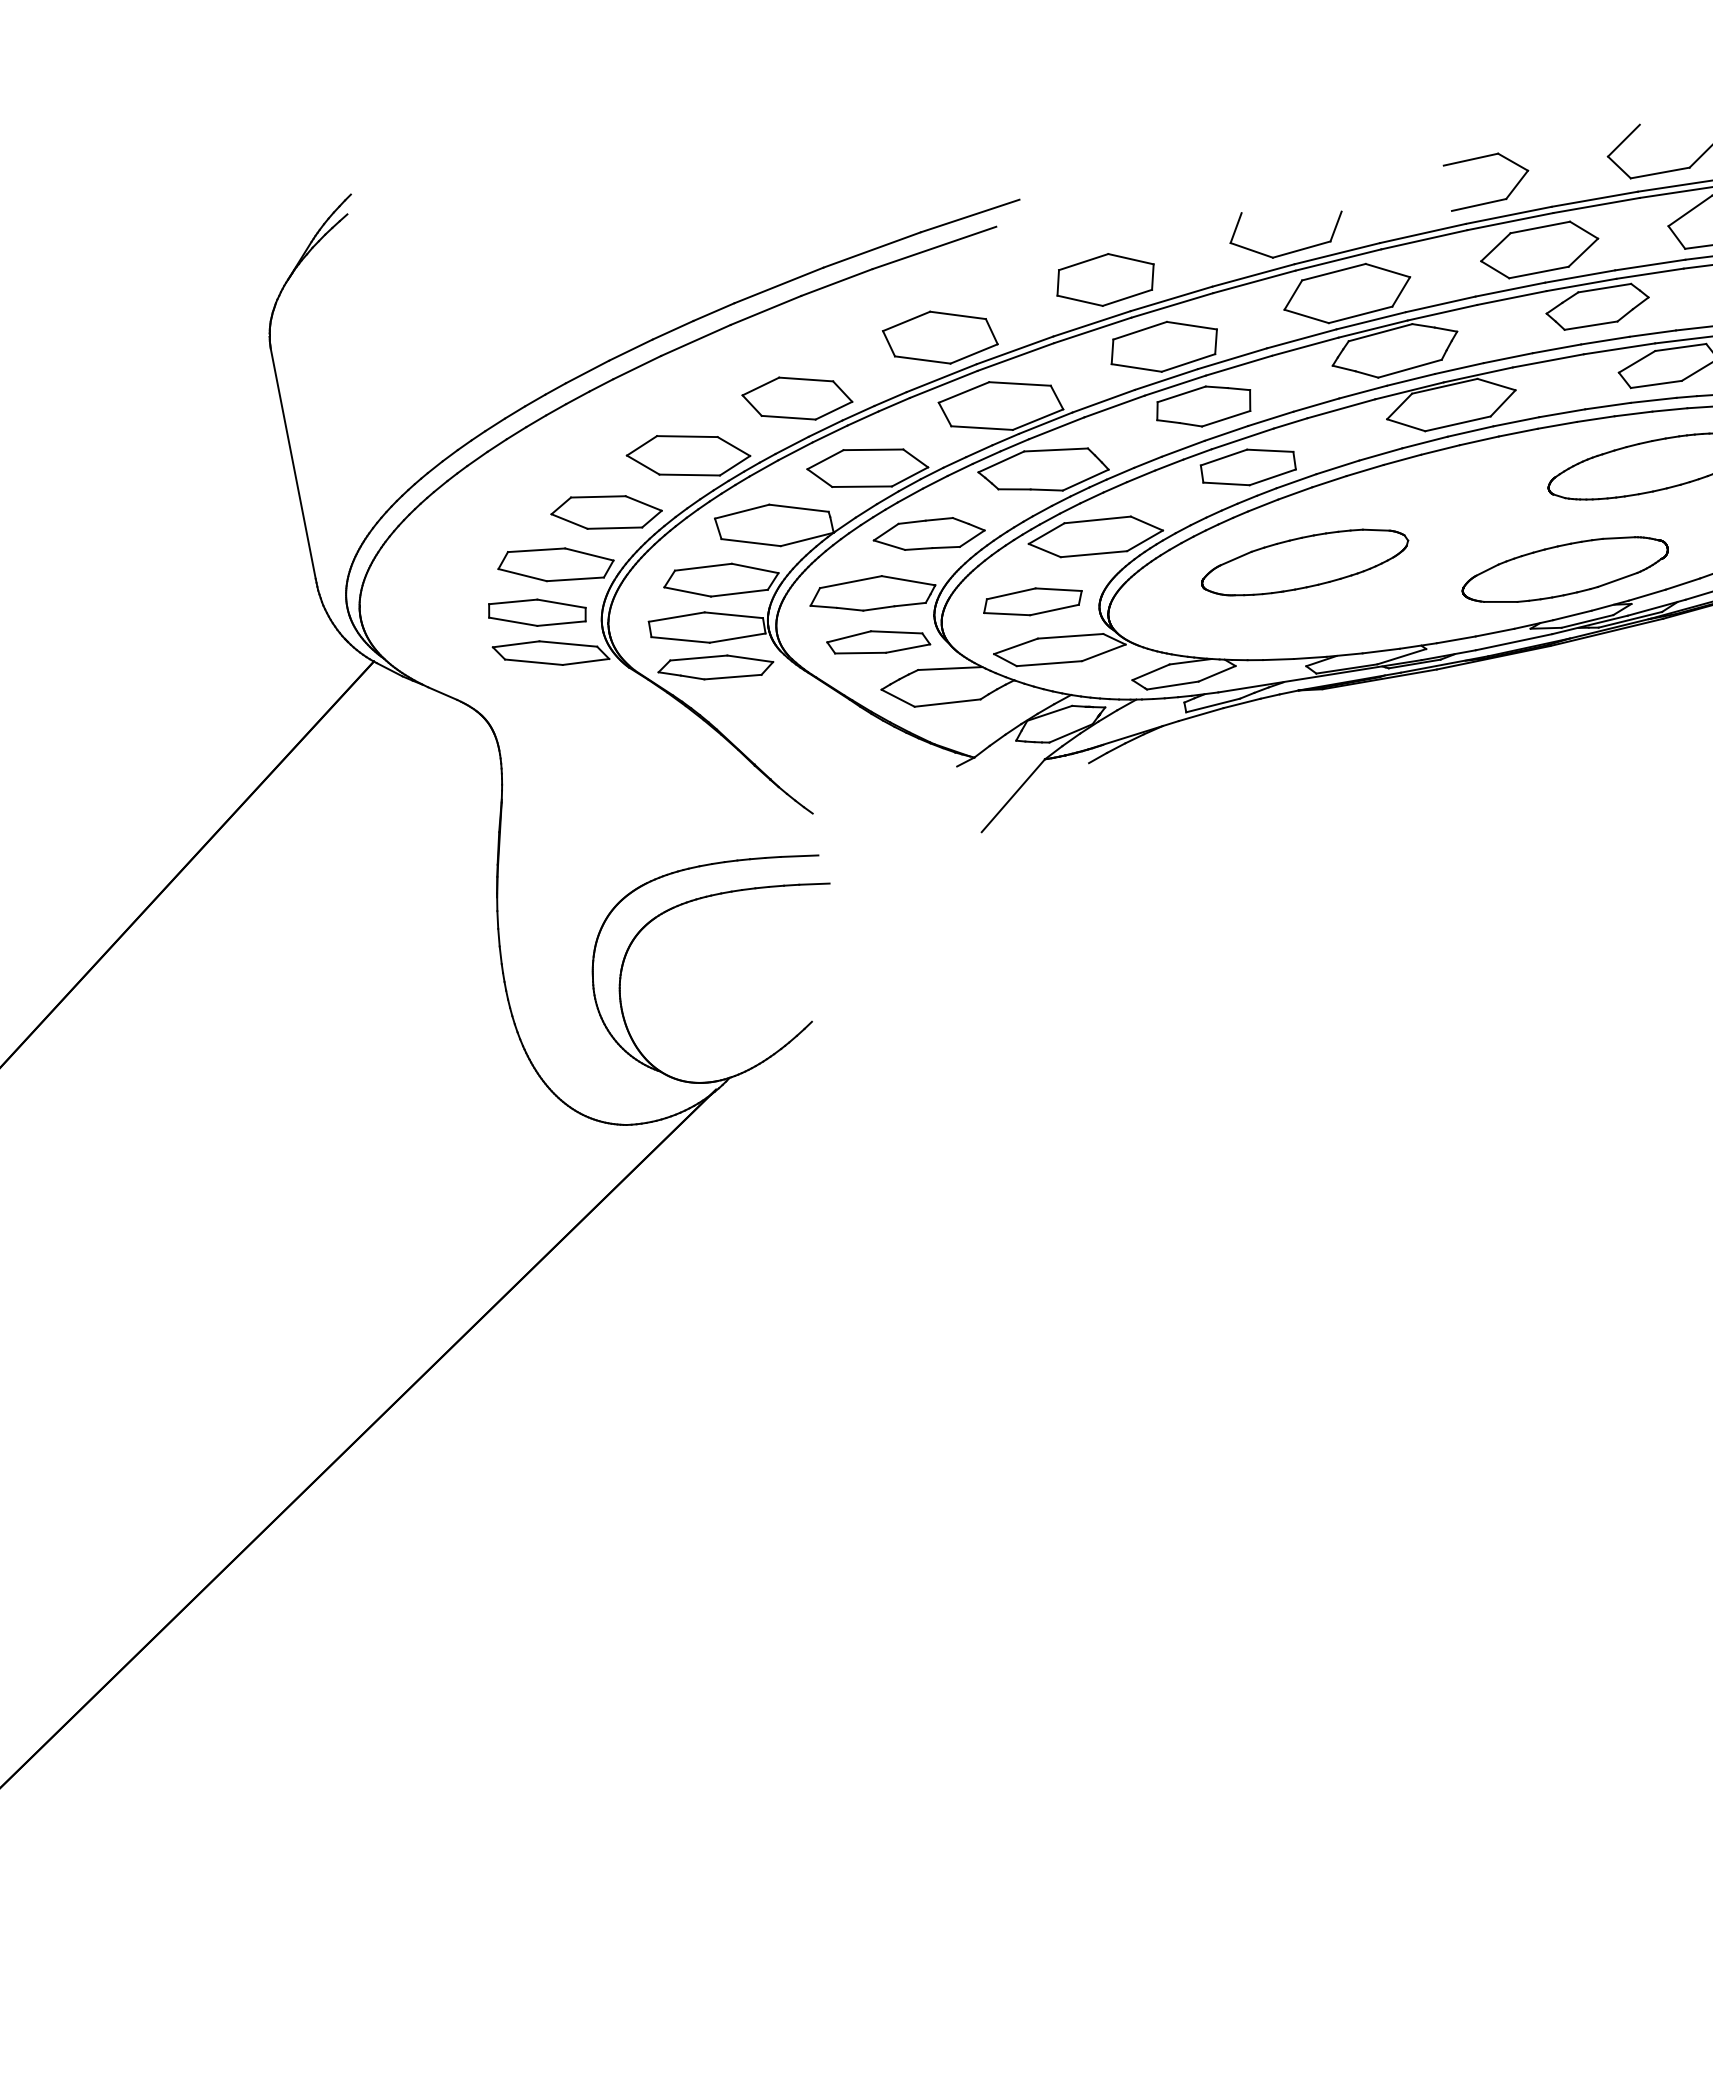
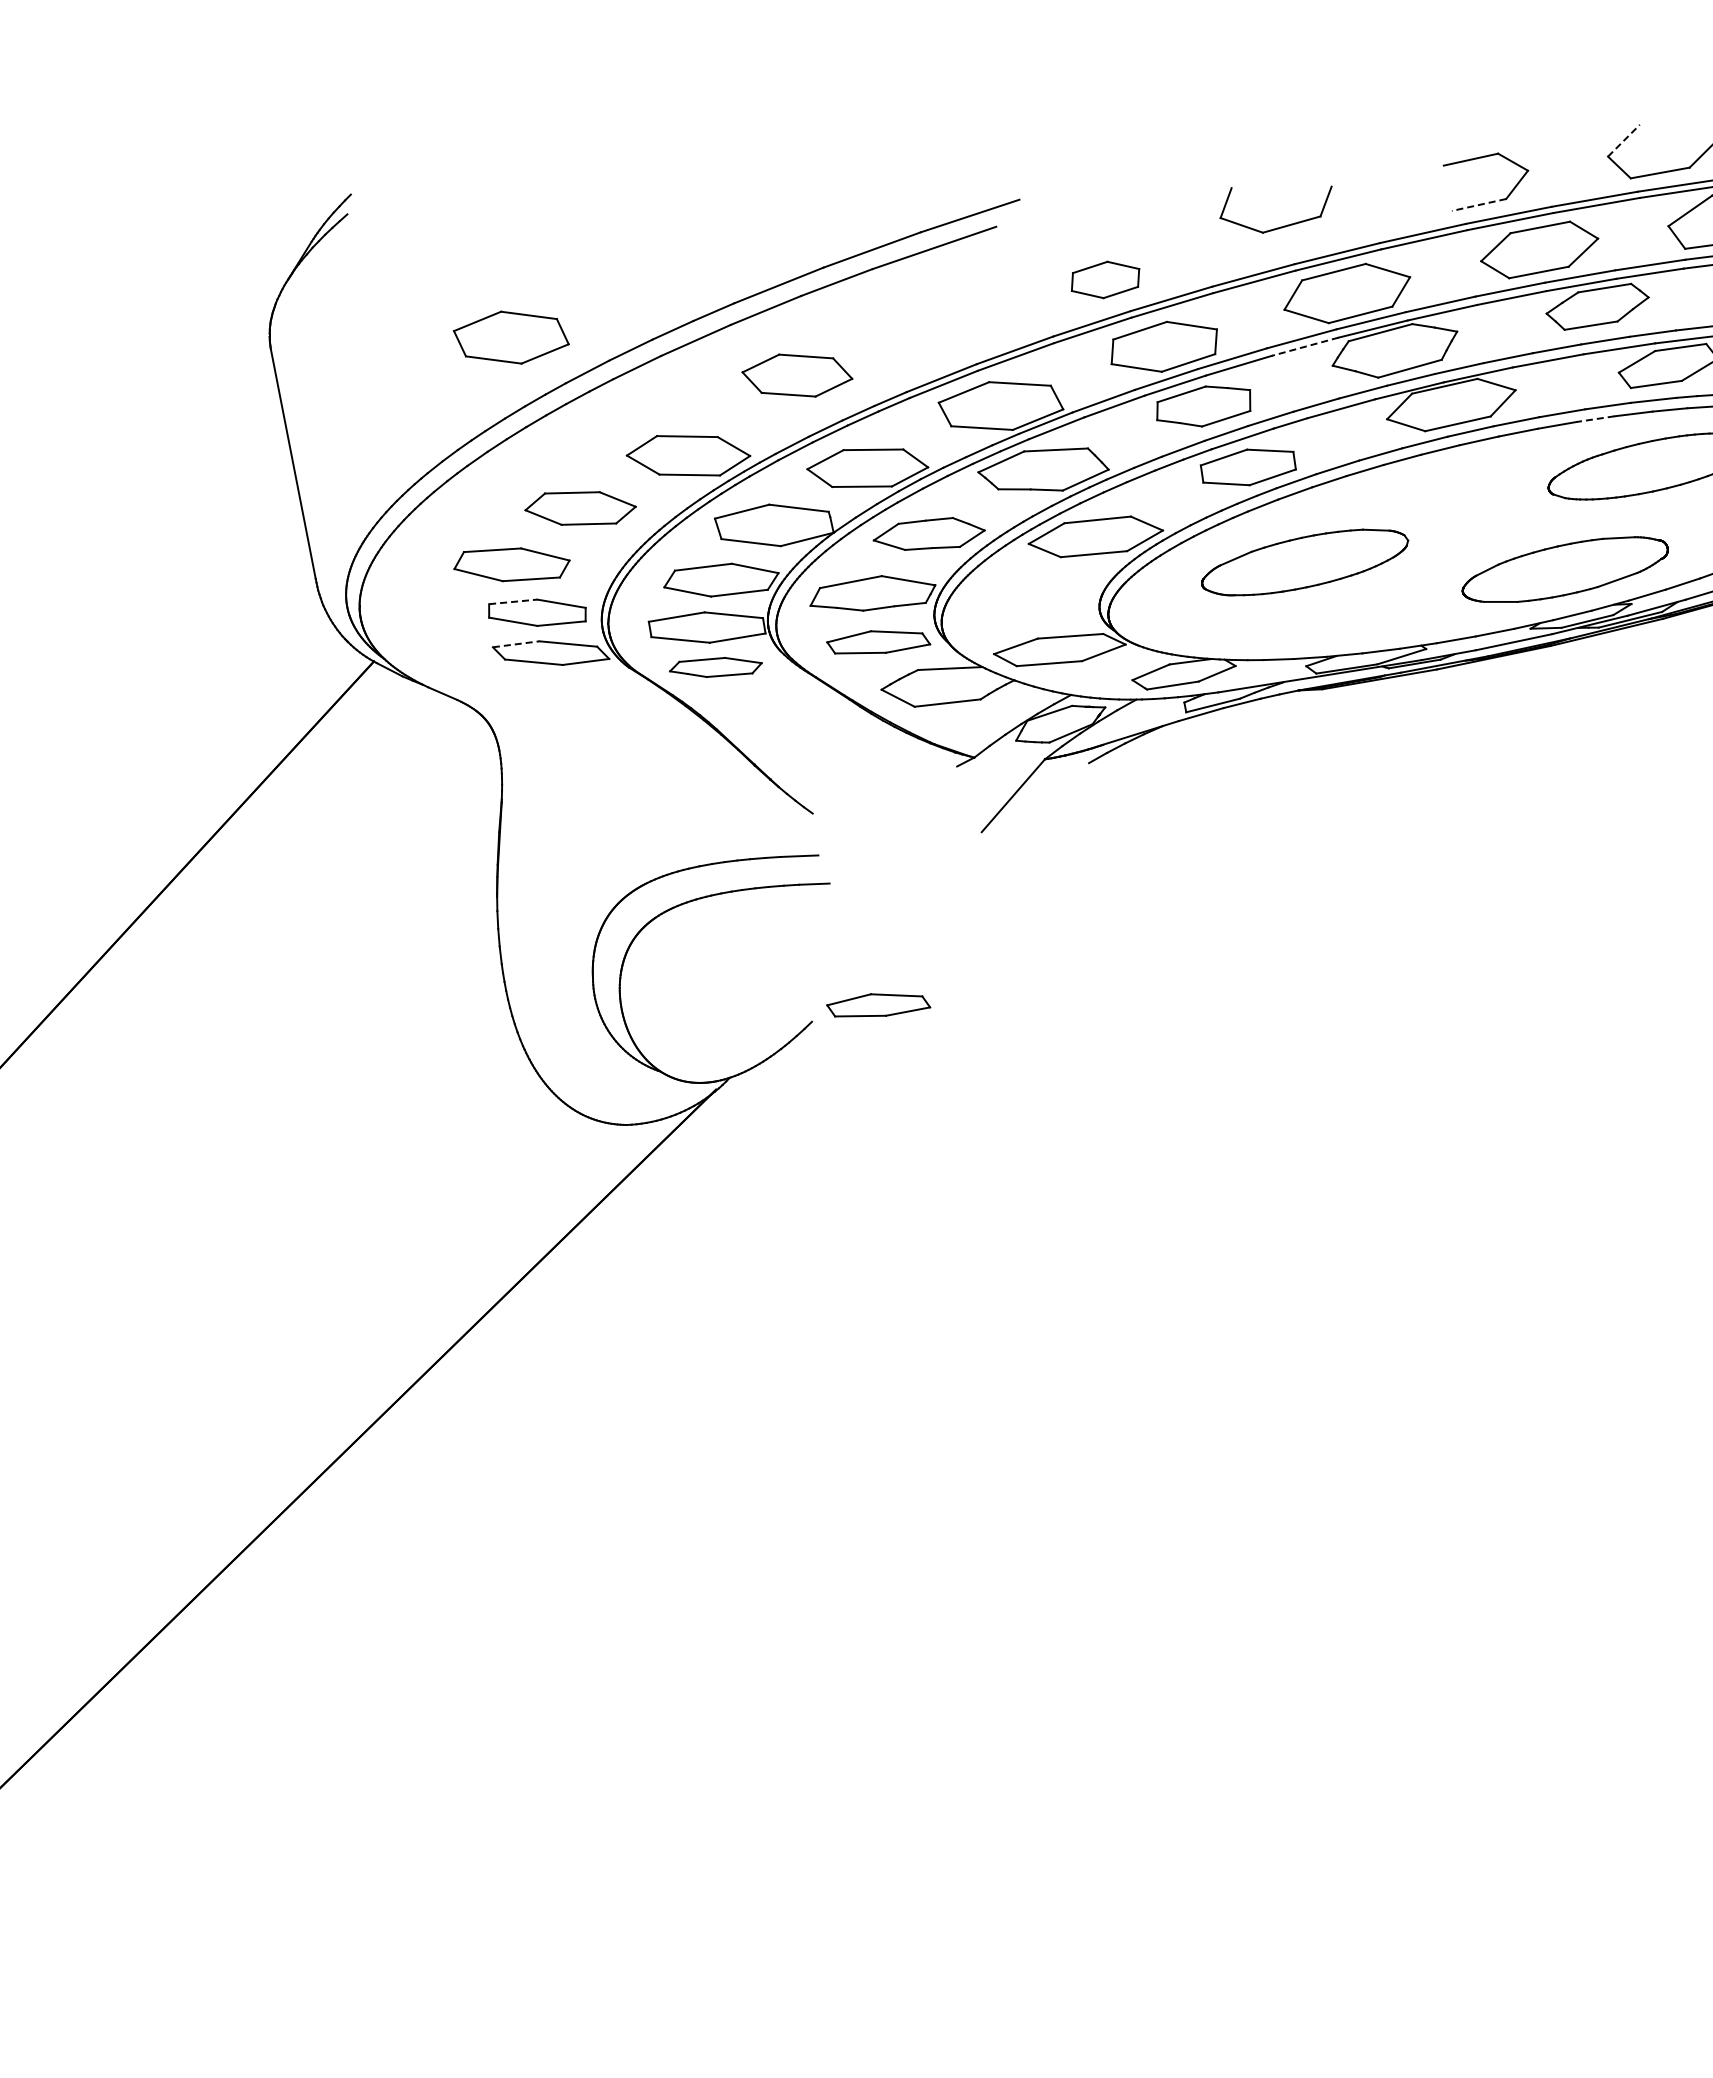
line: solid -> dashed (1624, 140)
line: solid -> dashed (1479, 204)
part position: (1290, 251) -> (1280, 226) (1280, 226)
part size: 99x54 px -> 71x40 px (1105, 279)
part position: (939, 337) -> (510, 337) (510, 337)
line: solid -> dashed (1305, 346)
part position: (797, 398) -> (797, 375) (797, 375)
line: solid -> dashed (1595, 419)
part position: (606, 512) -> (580, 508) (580, 508)
part position: (555, 564) -> (511, 564) (511, 564)
line: solid -> dashed (513, 601)
part: present -> none (1032, 601)
line: solid -> dashed (516, 644)
part size: 118x27 px -> 94x21 px (715, 667)
part: none -> present (878, 1005)
